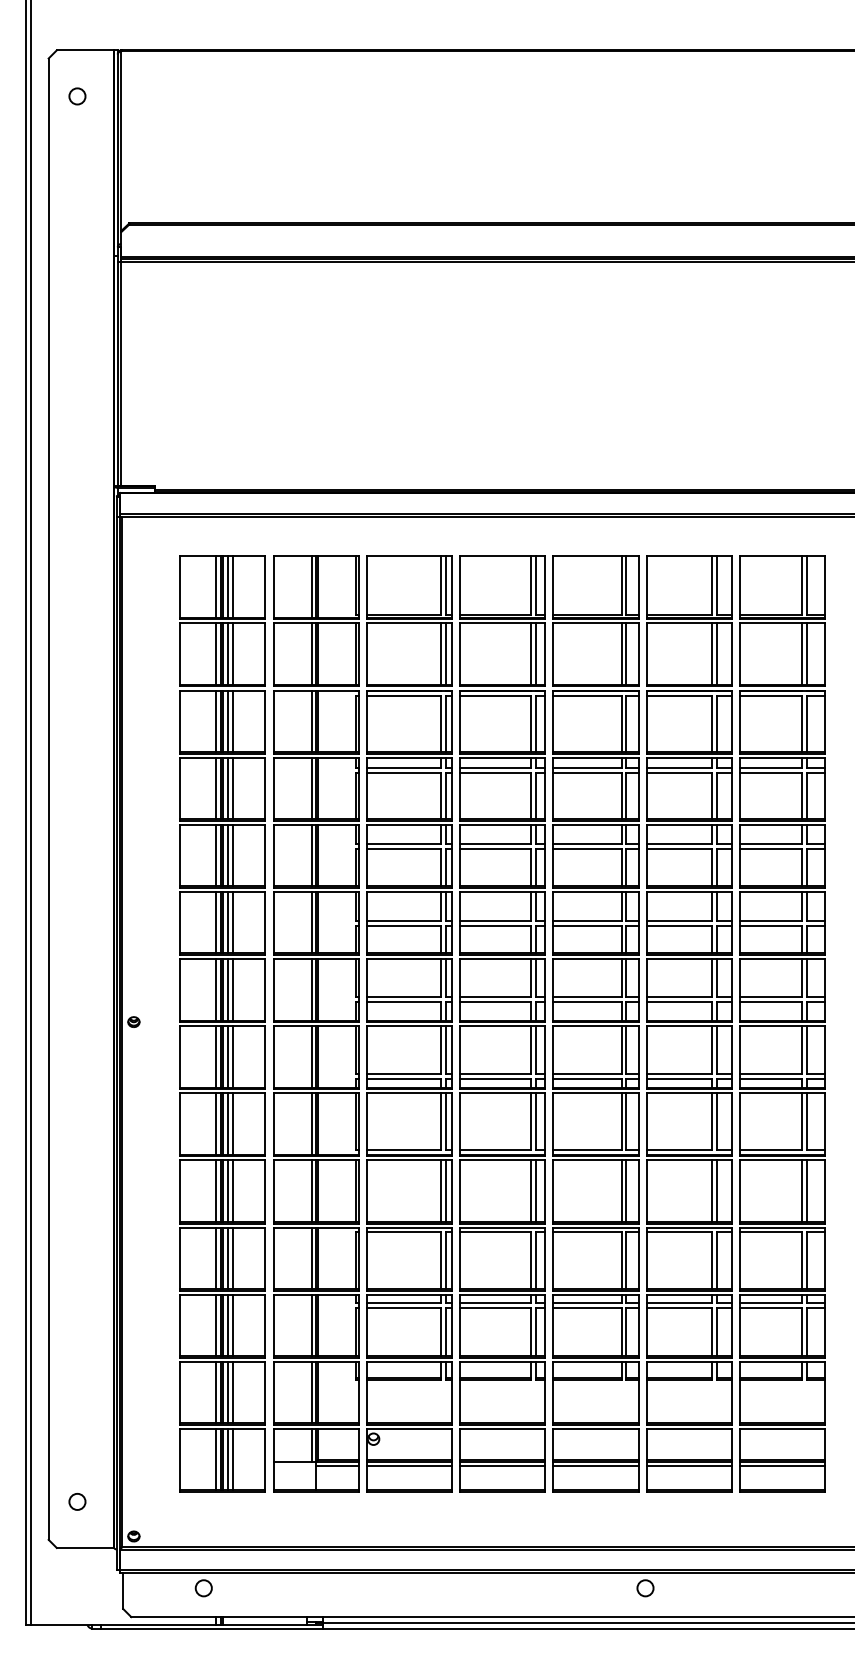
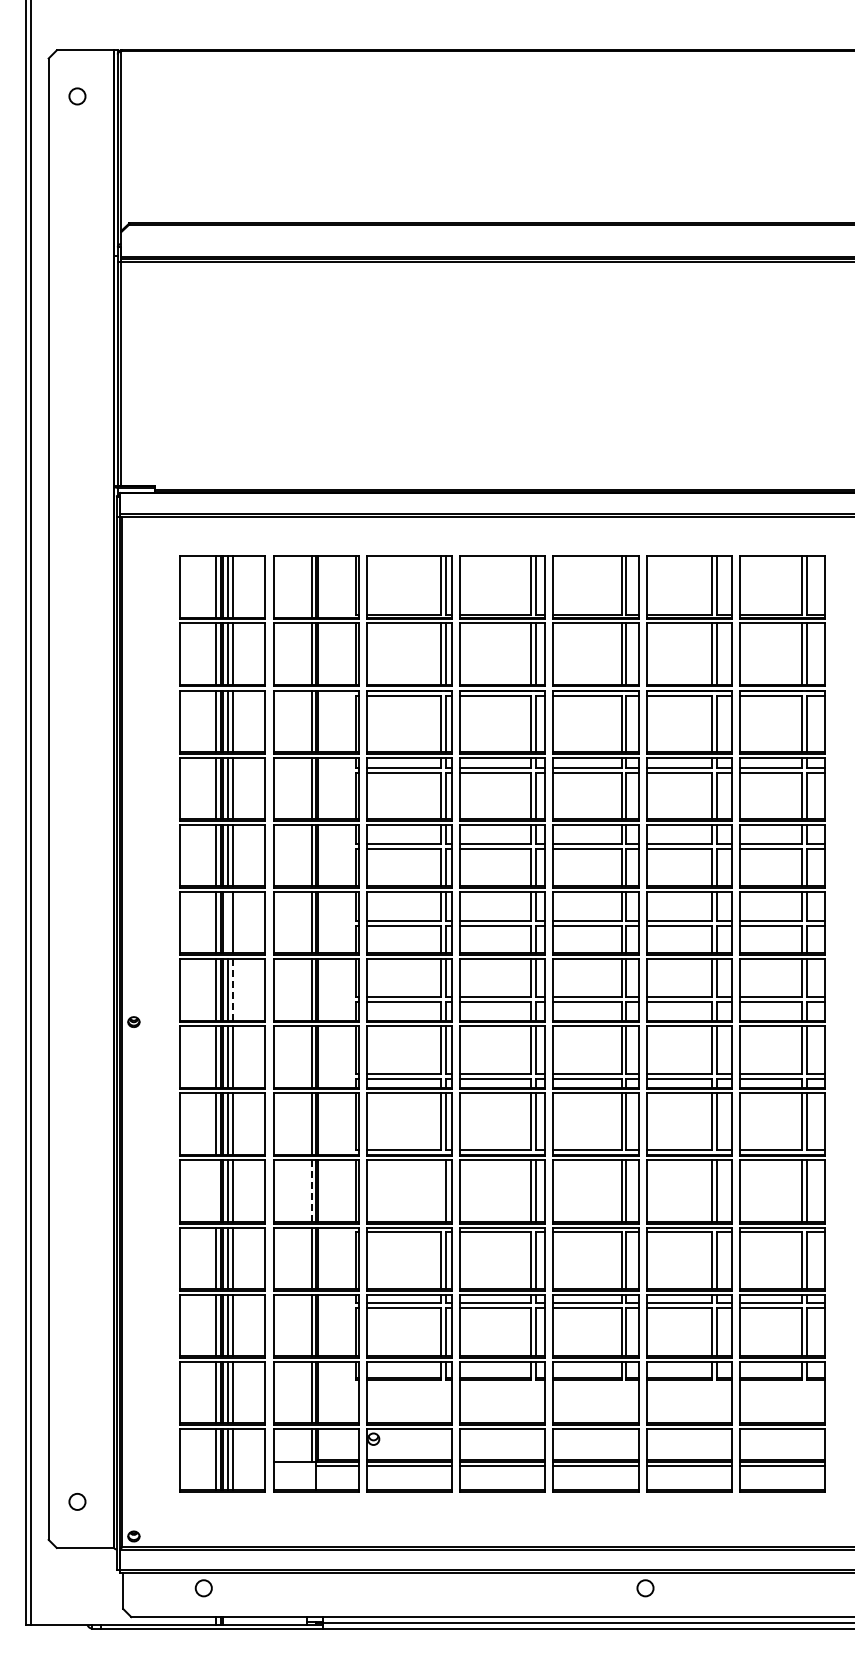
line: present -> none (228, 922)
line: solid -> dashed (232, 989)
line: present -> none (216, 1190)
line: present -> none (441, 1190)
line: solid -> dashed (311, 1191)
